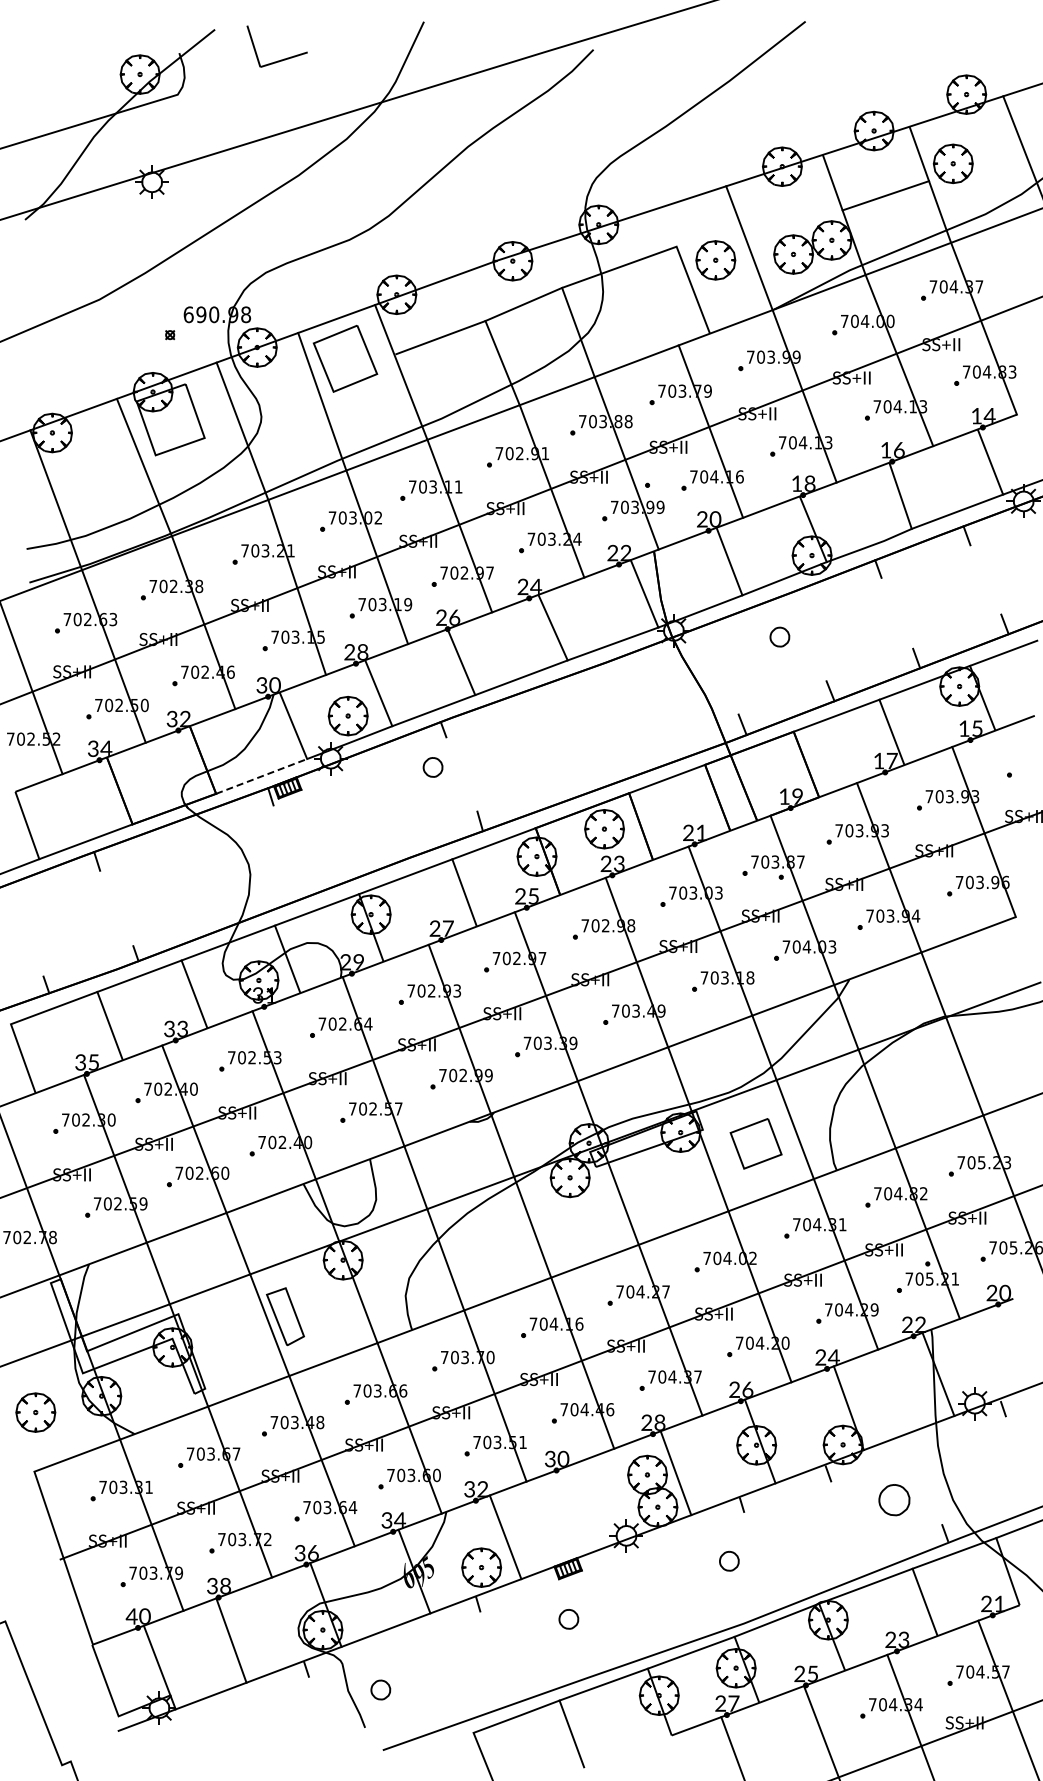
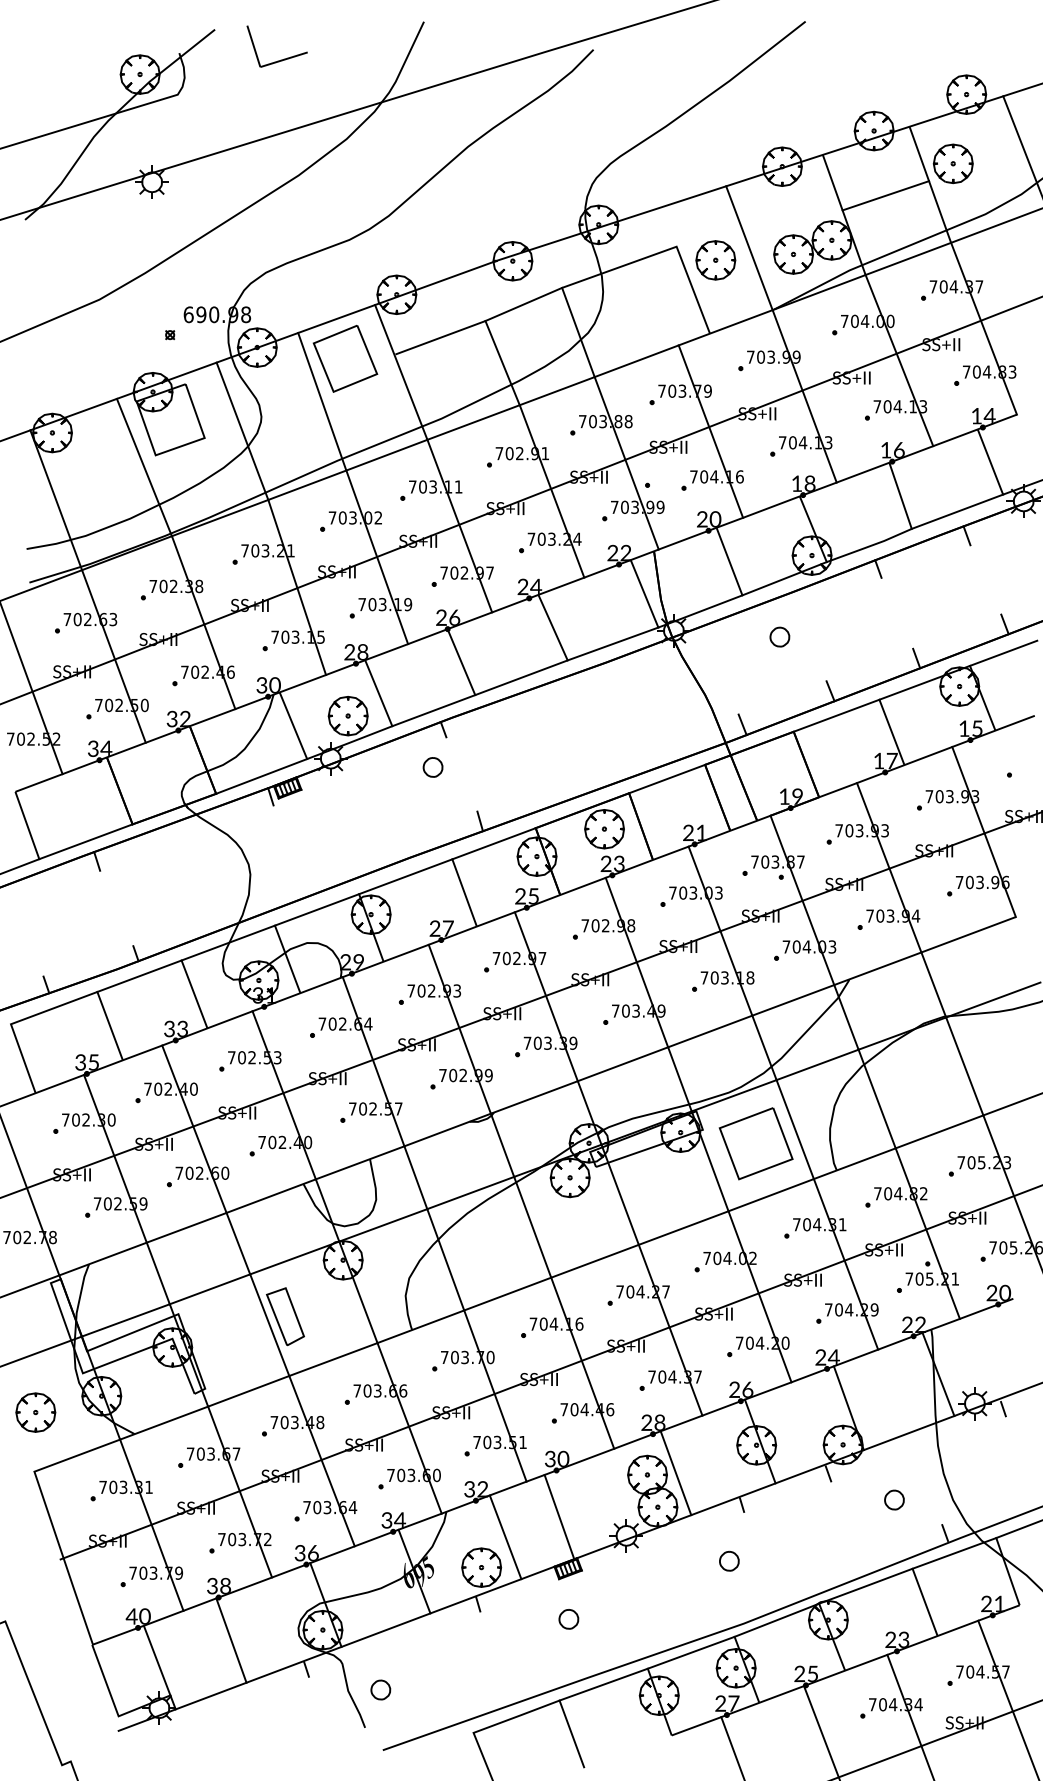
line: dashed -> solid (261, 776)
part size: 54x52 px -> 76x74 px (755, 1143)
part size: 33x33 px -> 21x22 px (894, 1499)
line: none -> present (559, 1516)
